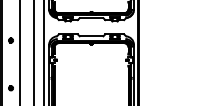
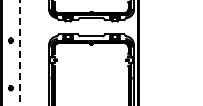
line: present -> none (34, 52)
line: present -> none (44, 52)
line: solid -> dashed (20, 53)
